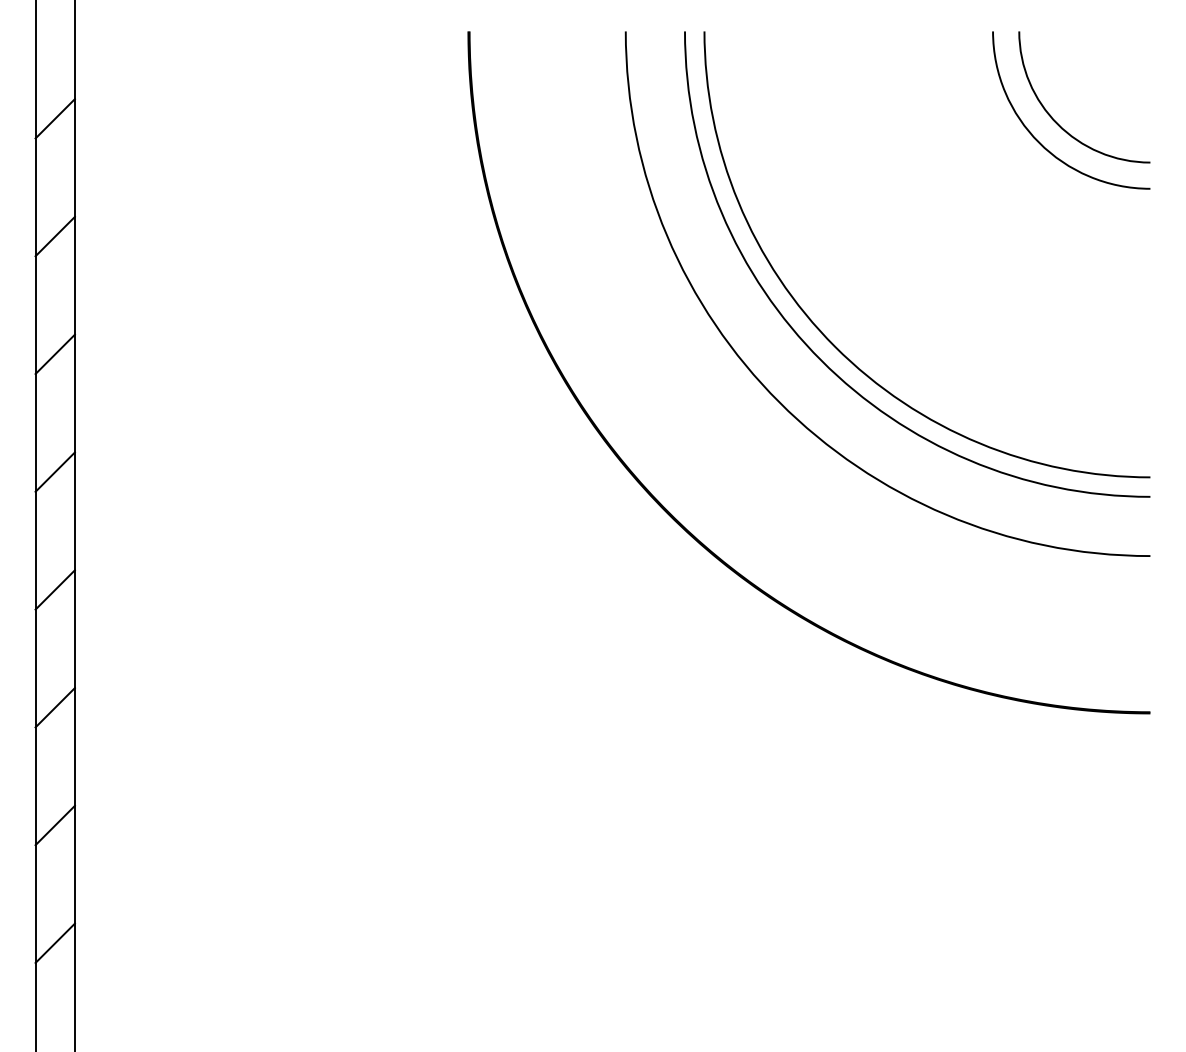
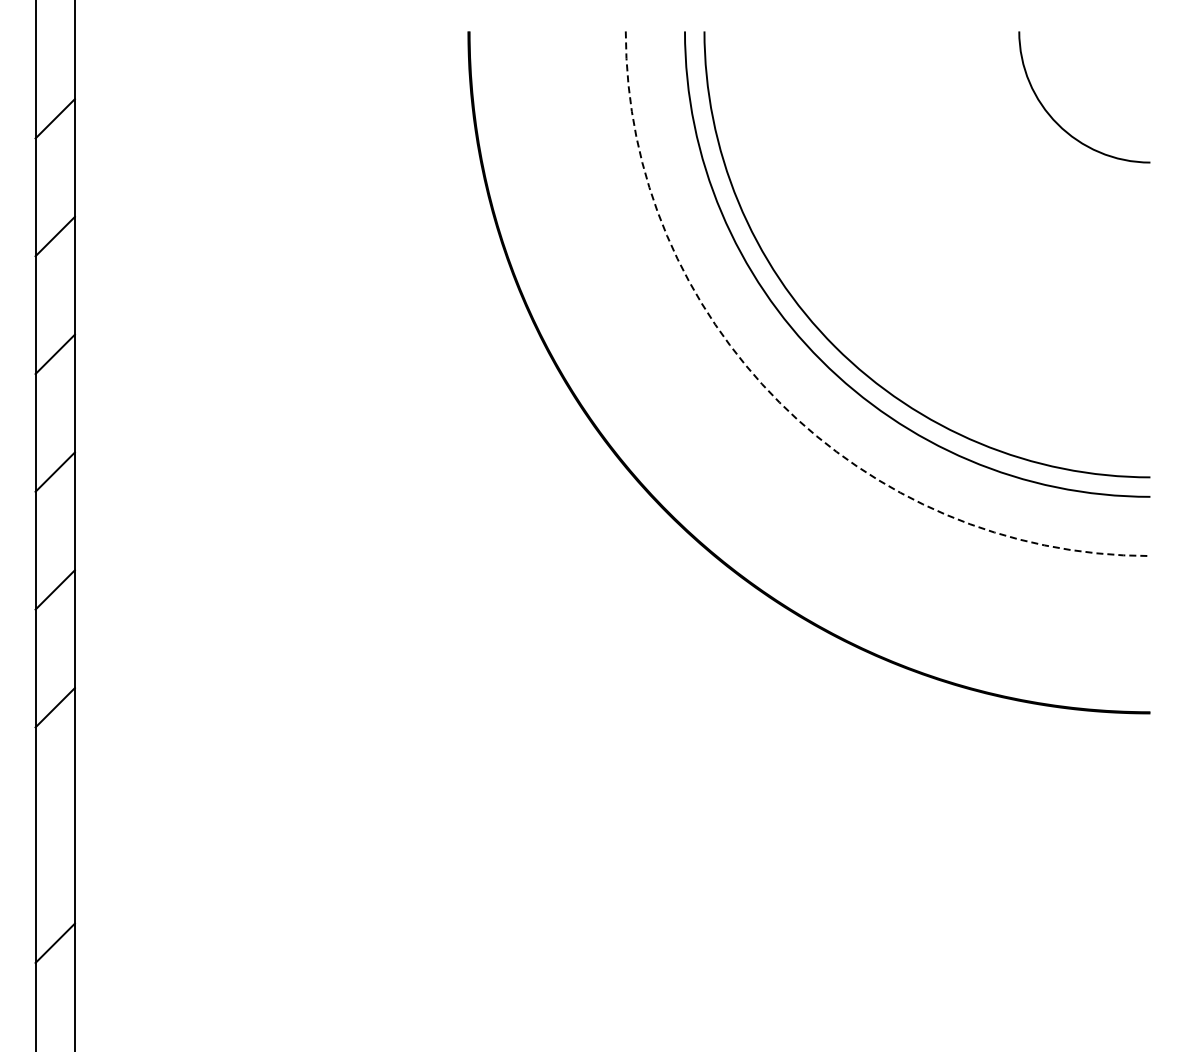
arc: present -> none (1039, 141)
arc: solid -> dashed (779, 402)
line: present -> none (54, 825)
